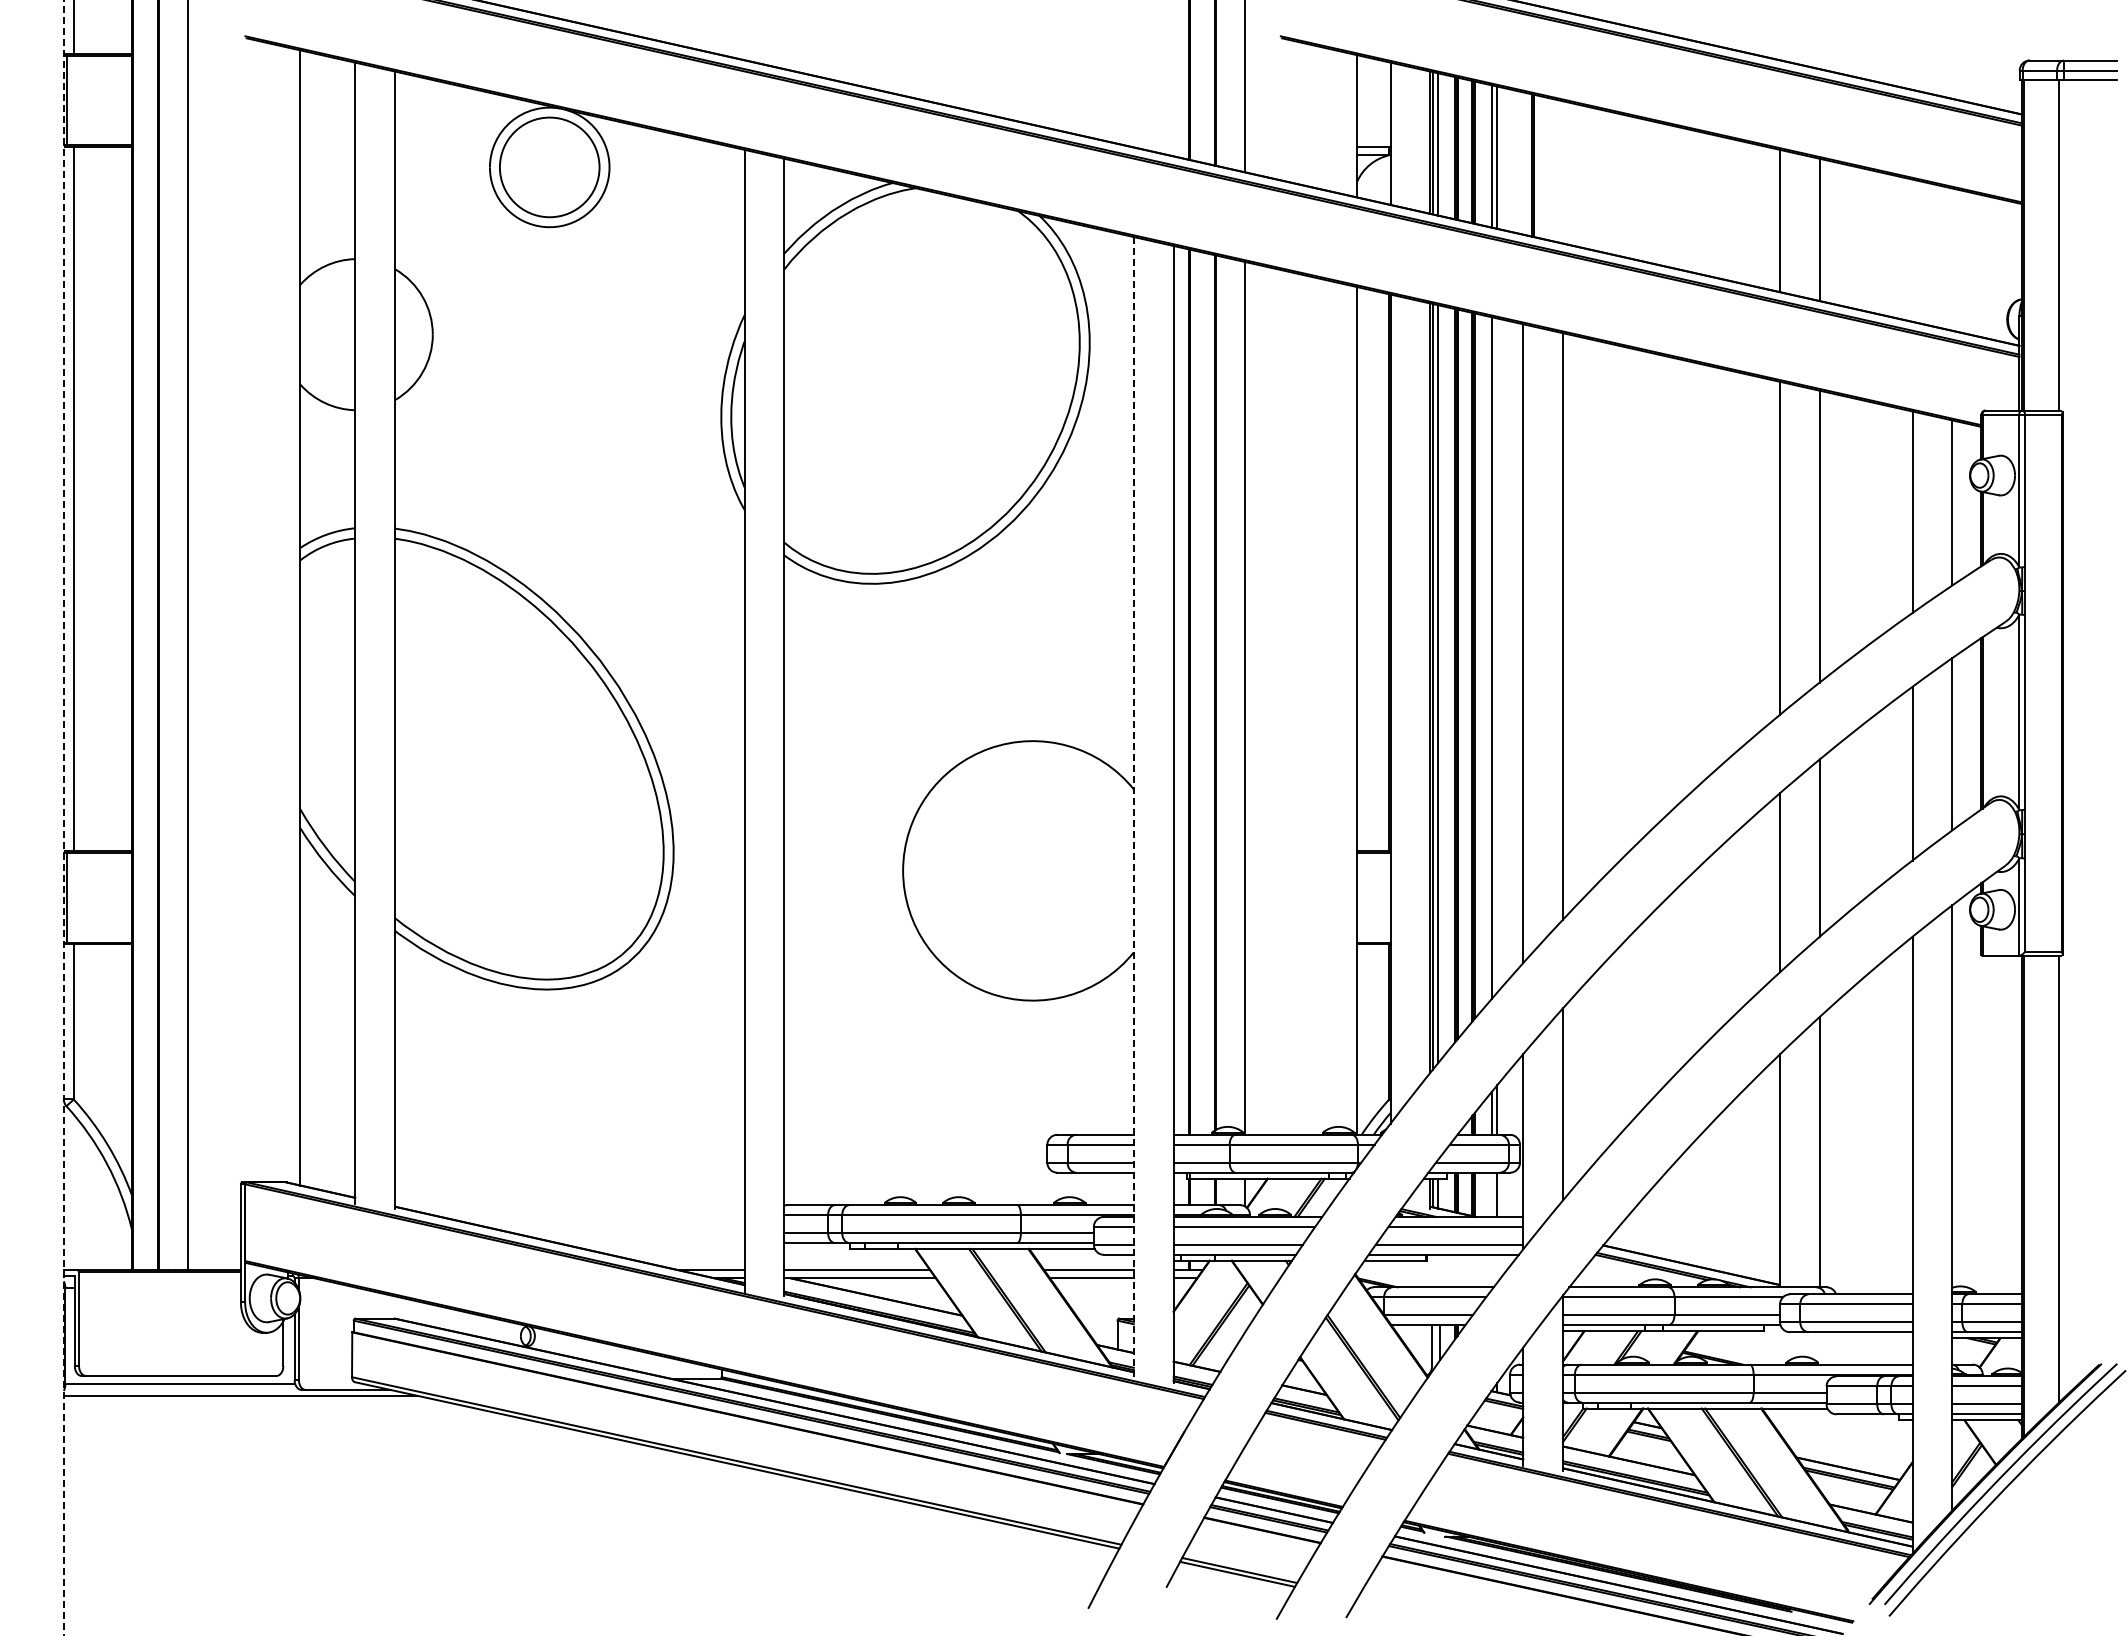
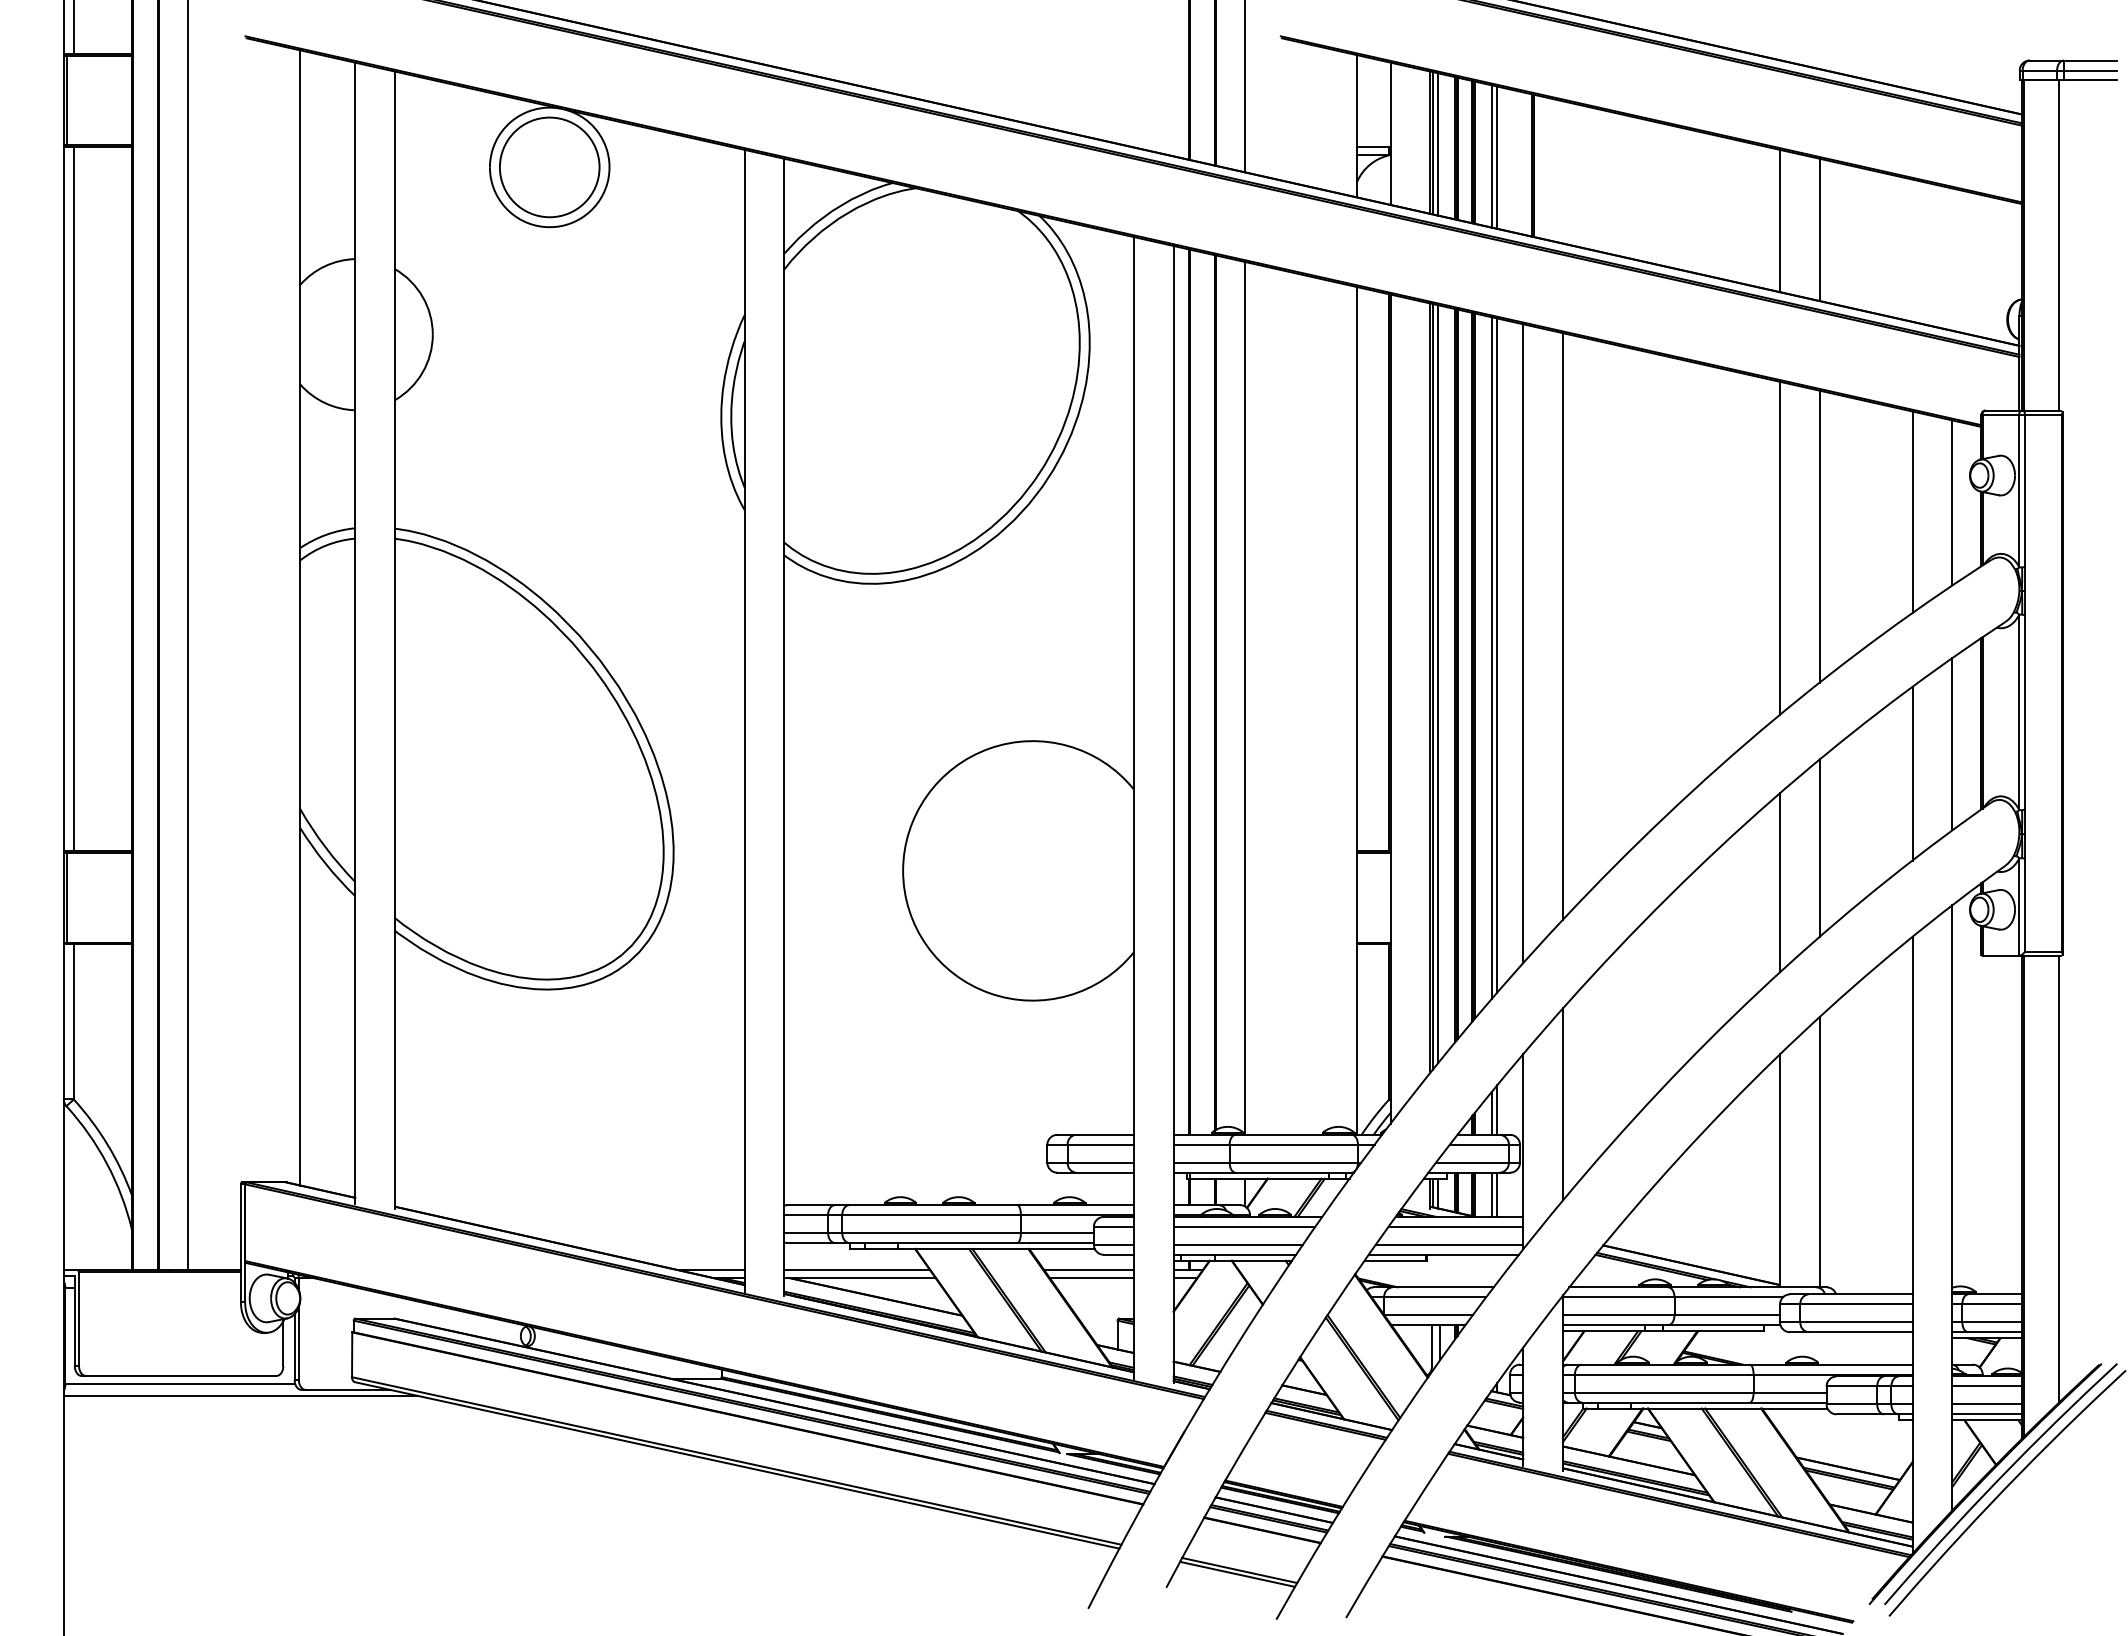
line: none -> present (1497, 655)
line: dashed -> solid (1133, 807)
line: dashed -> solid (63, 818)
line: none -> present (1491, 1194)
